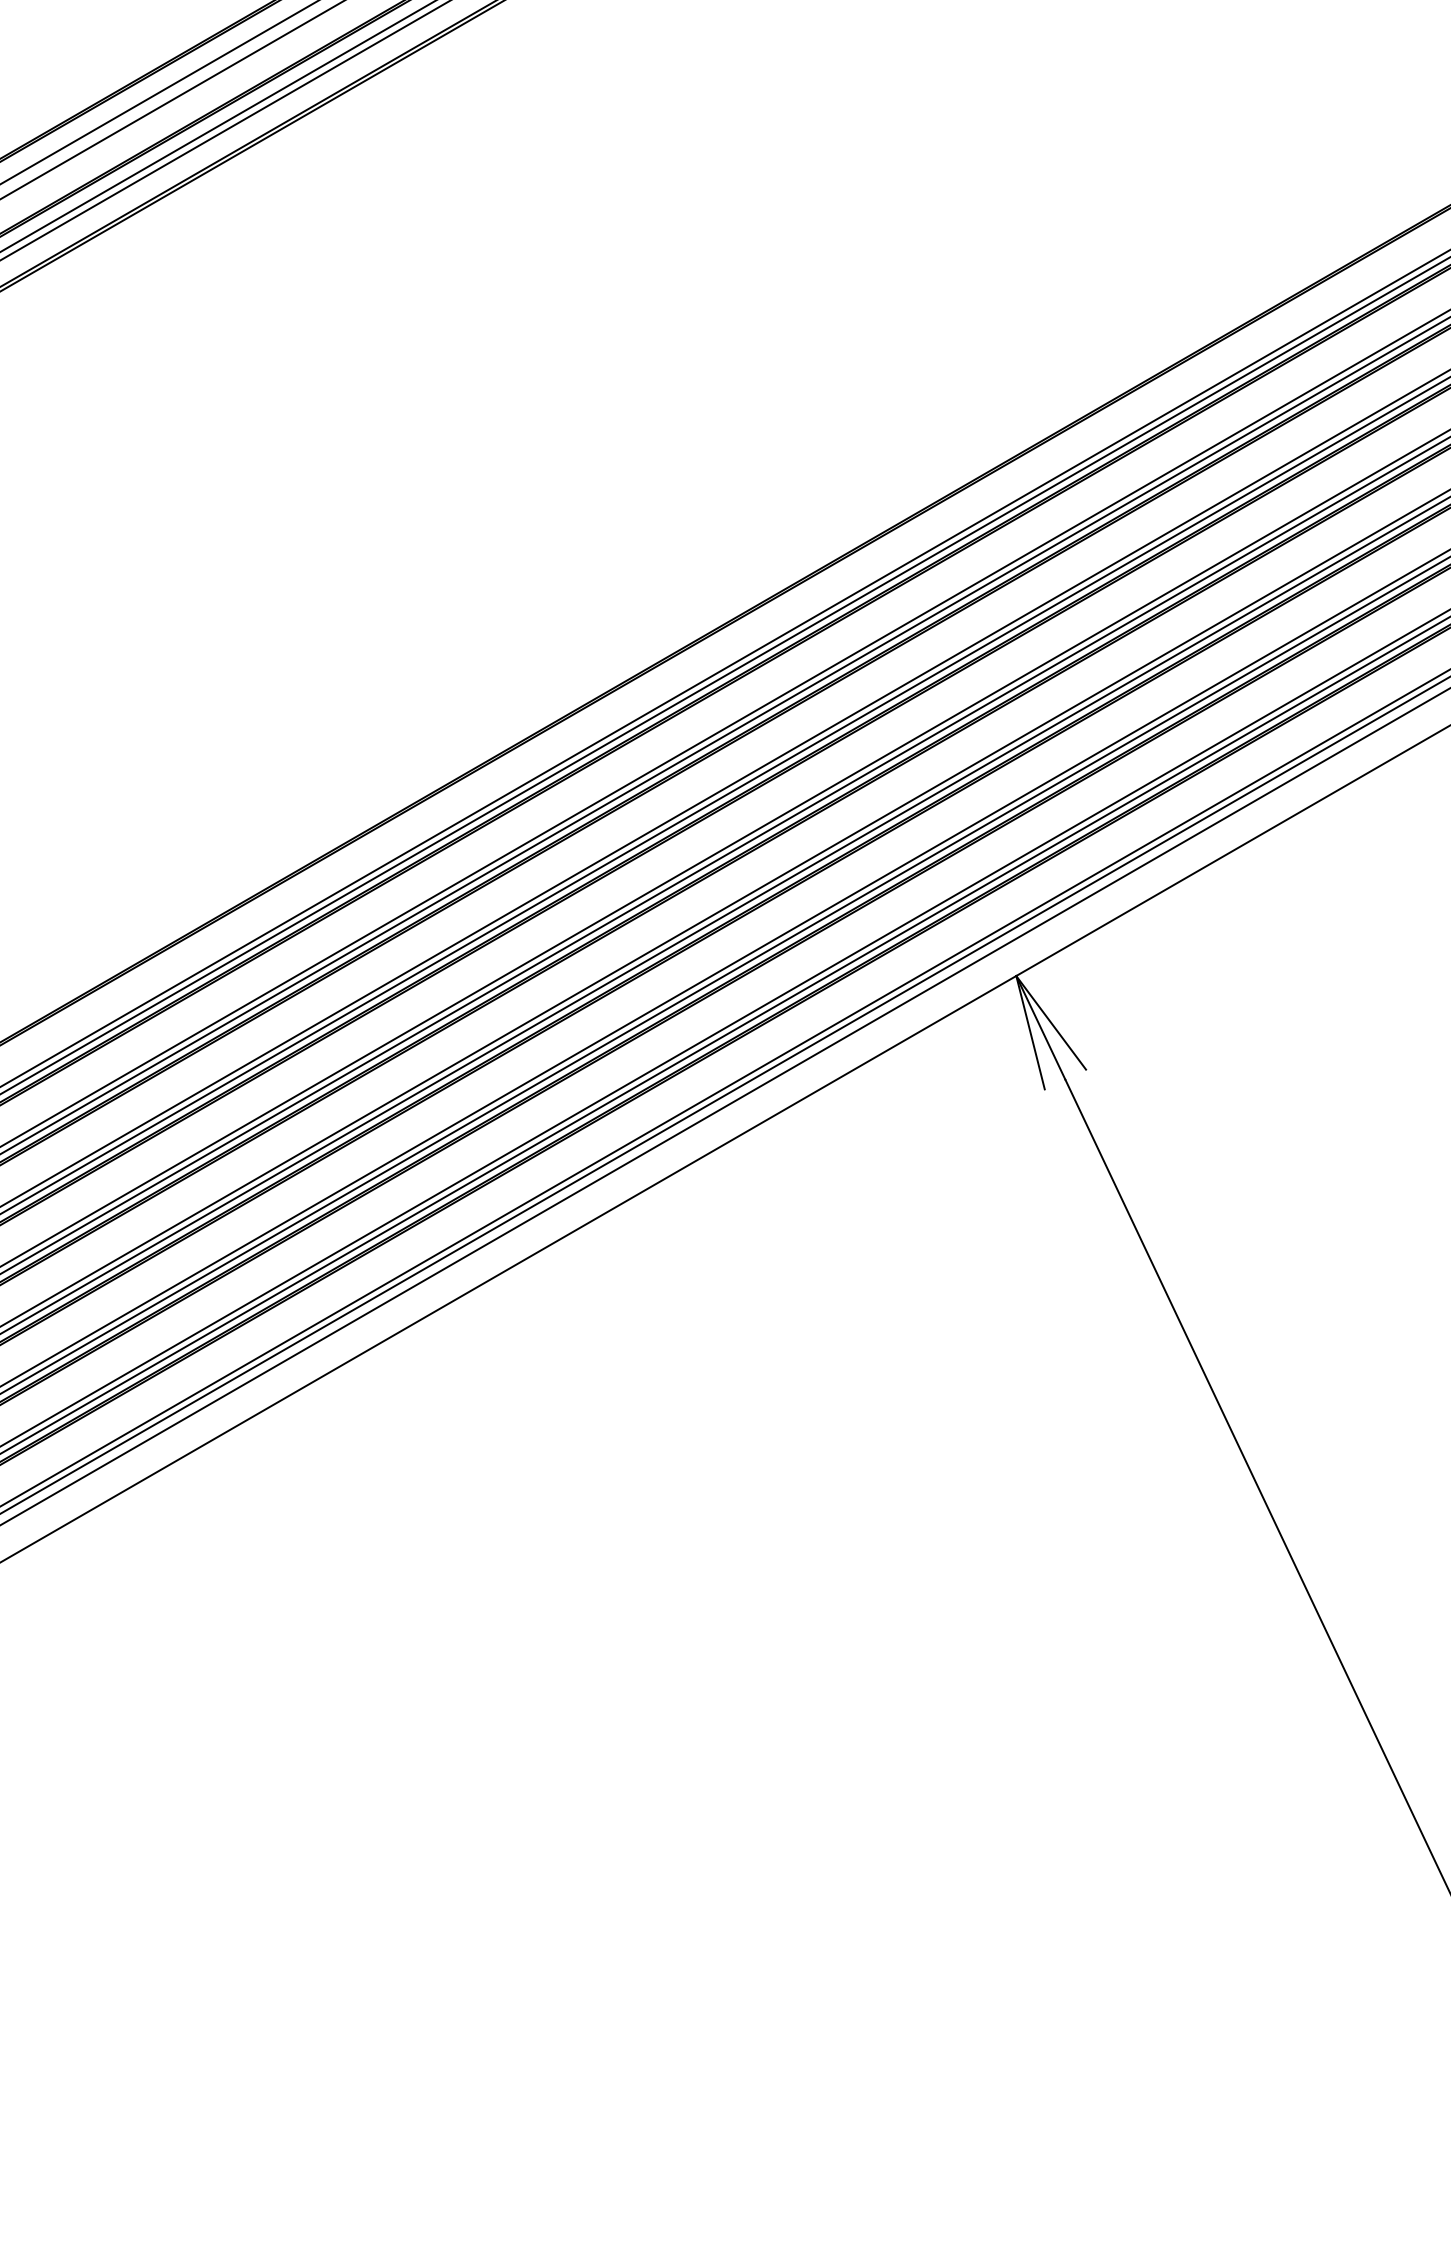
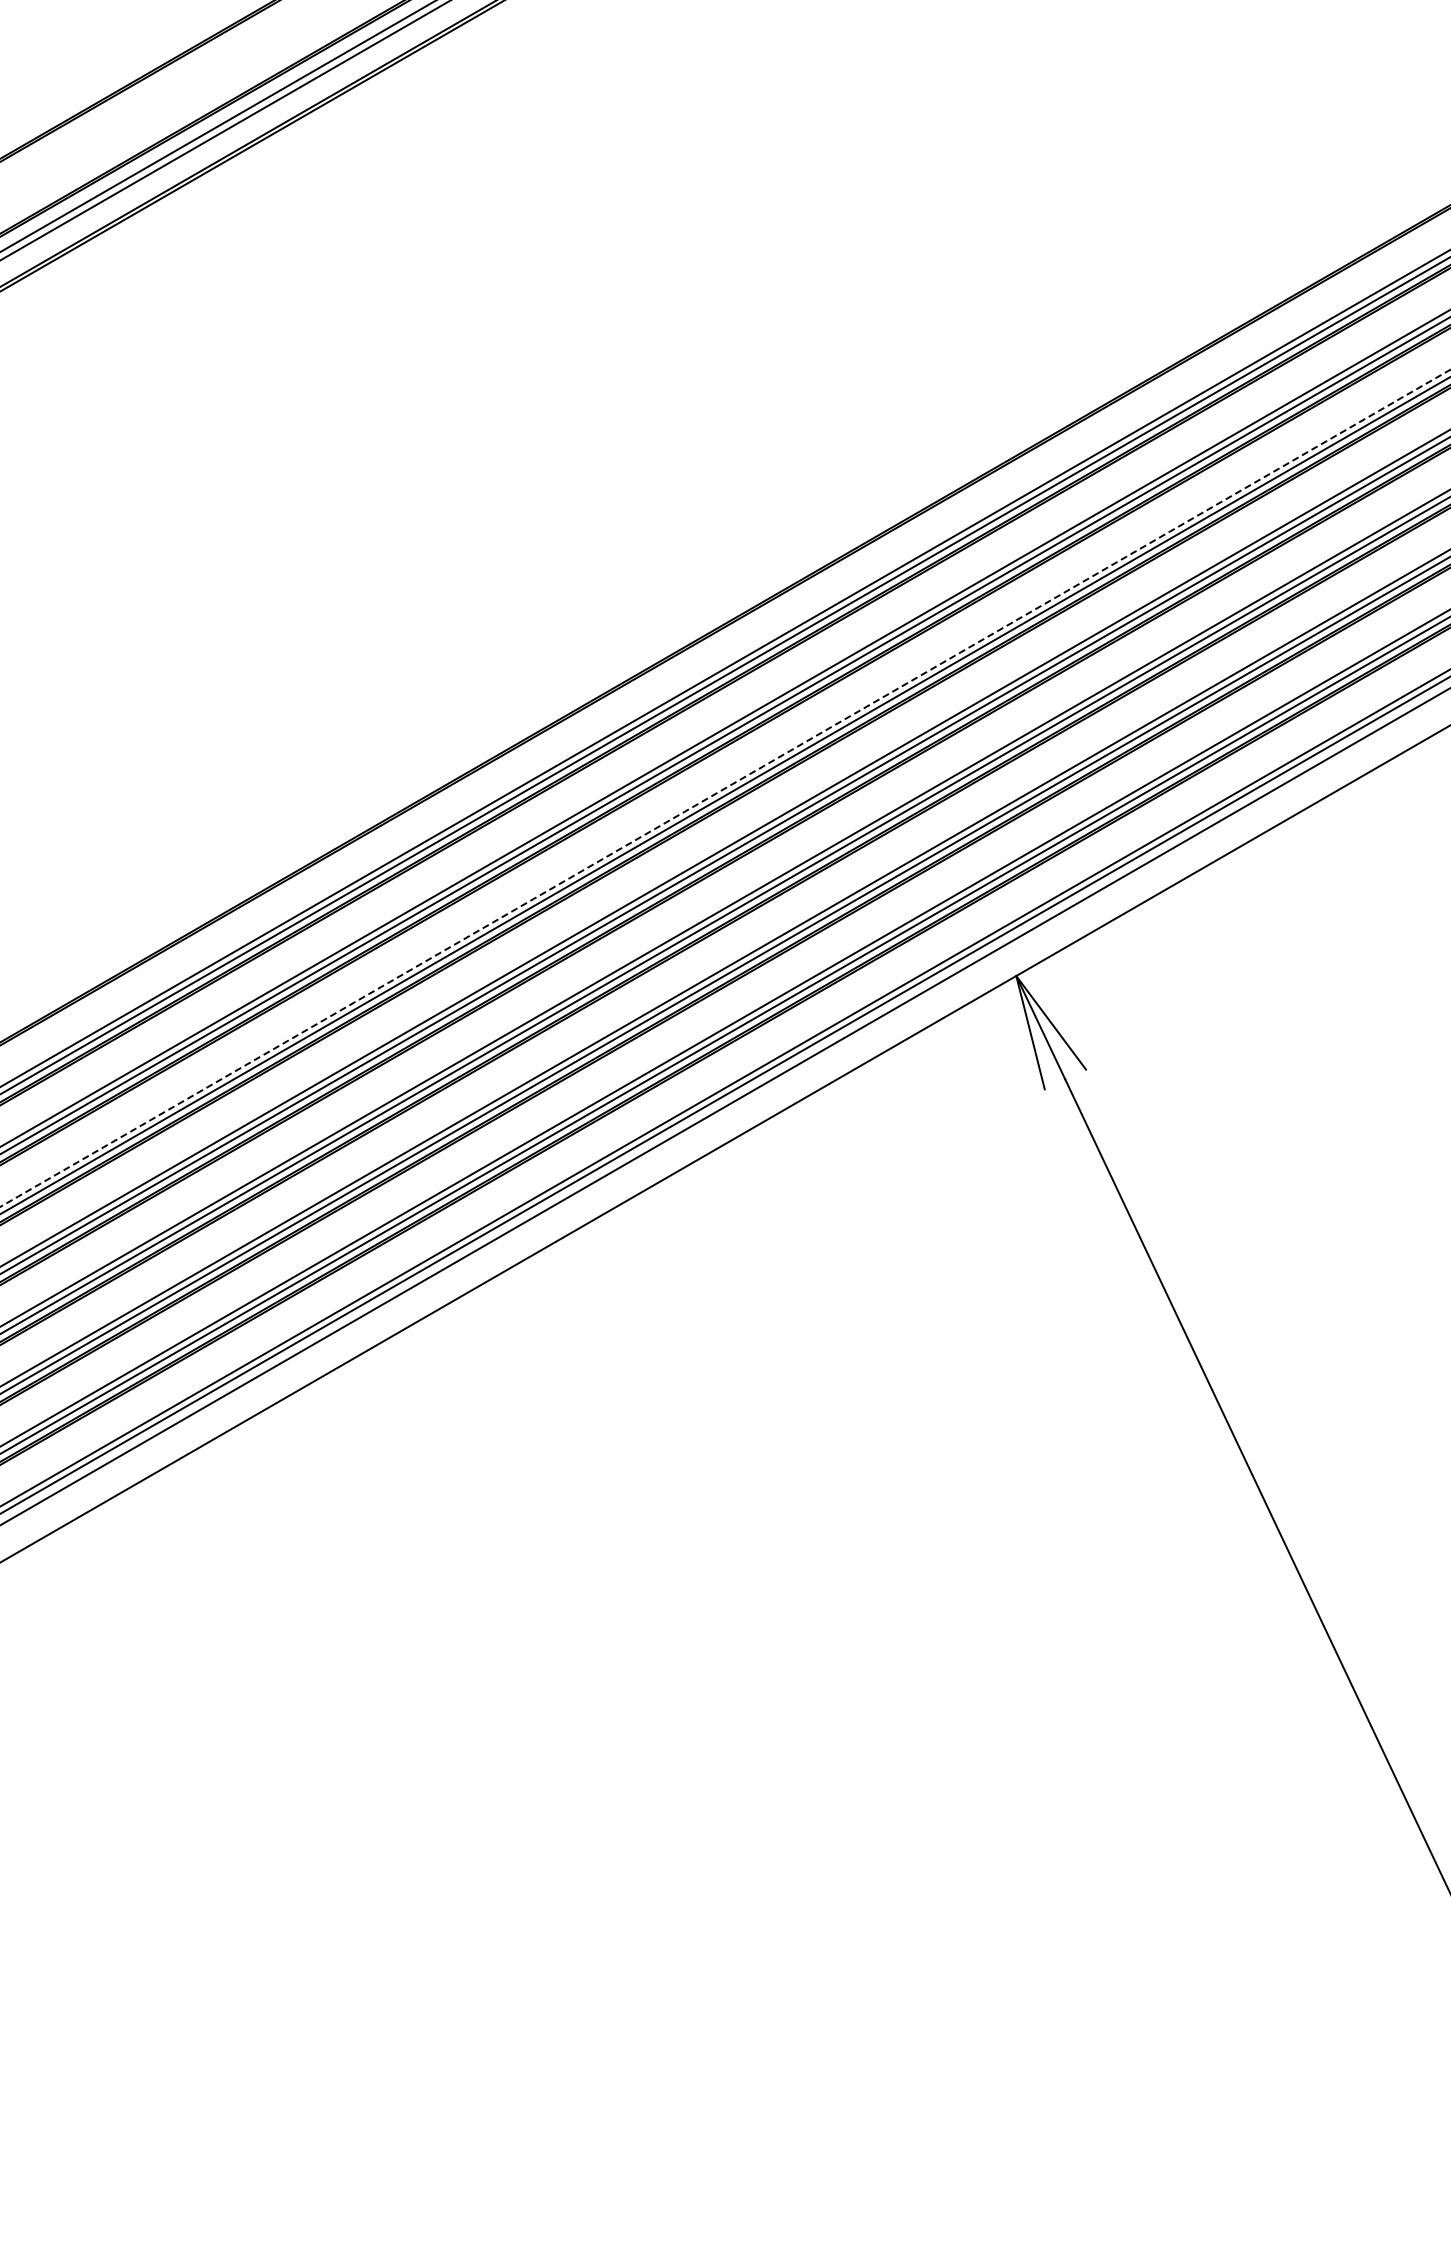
line: present -> none (159, 92)
line: present -> none (171, 100)
line: solid -> dashed (725, 788)
